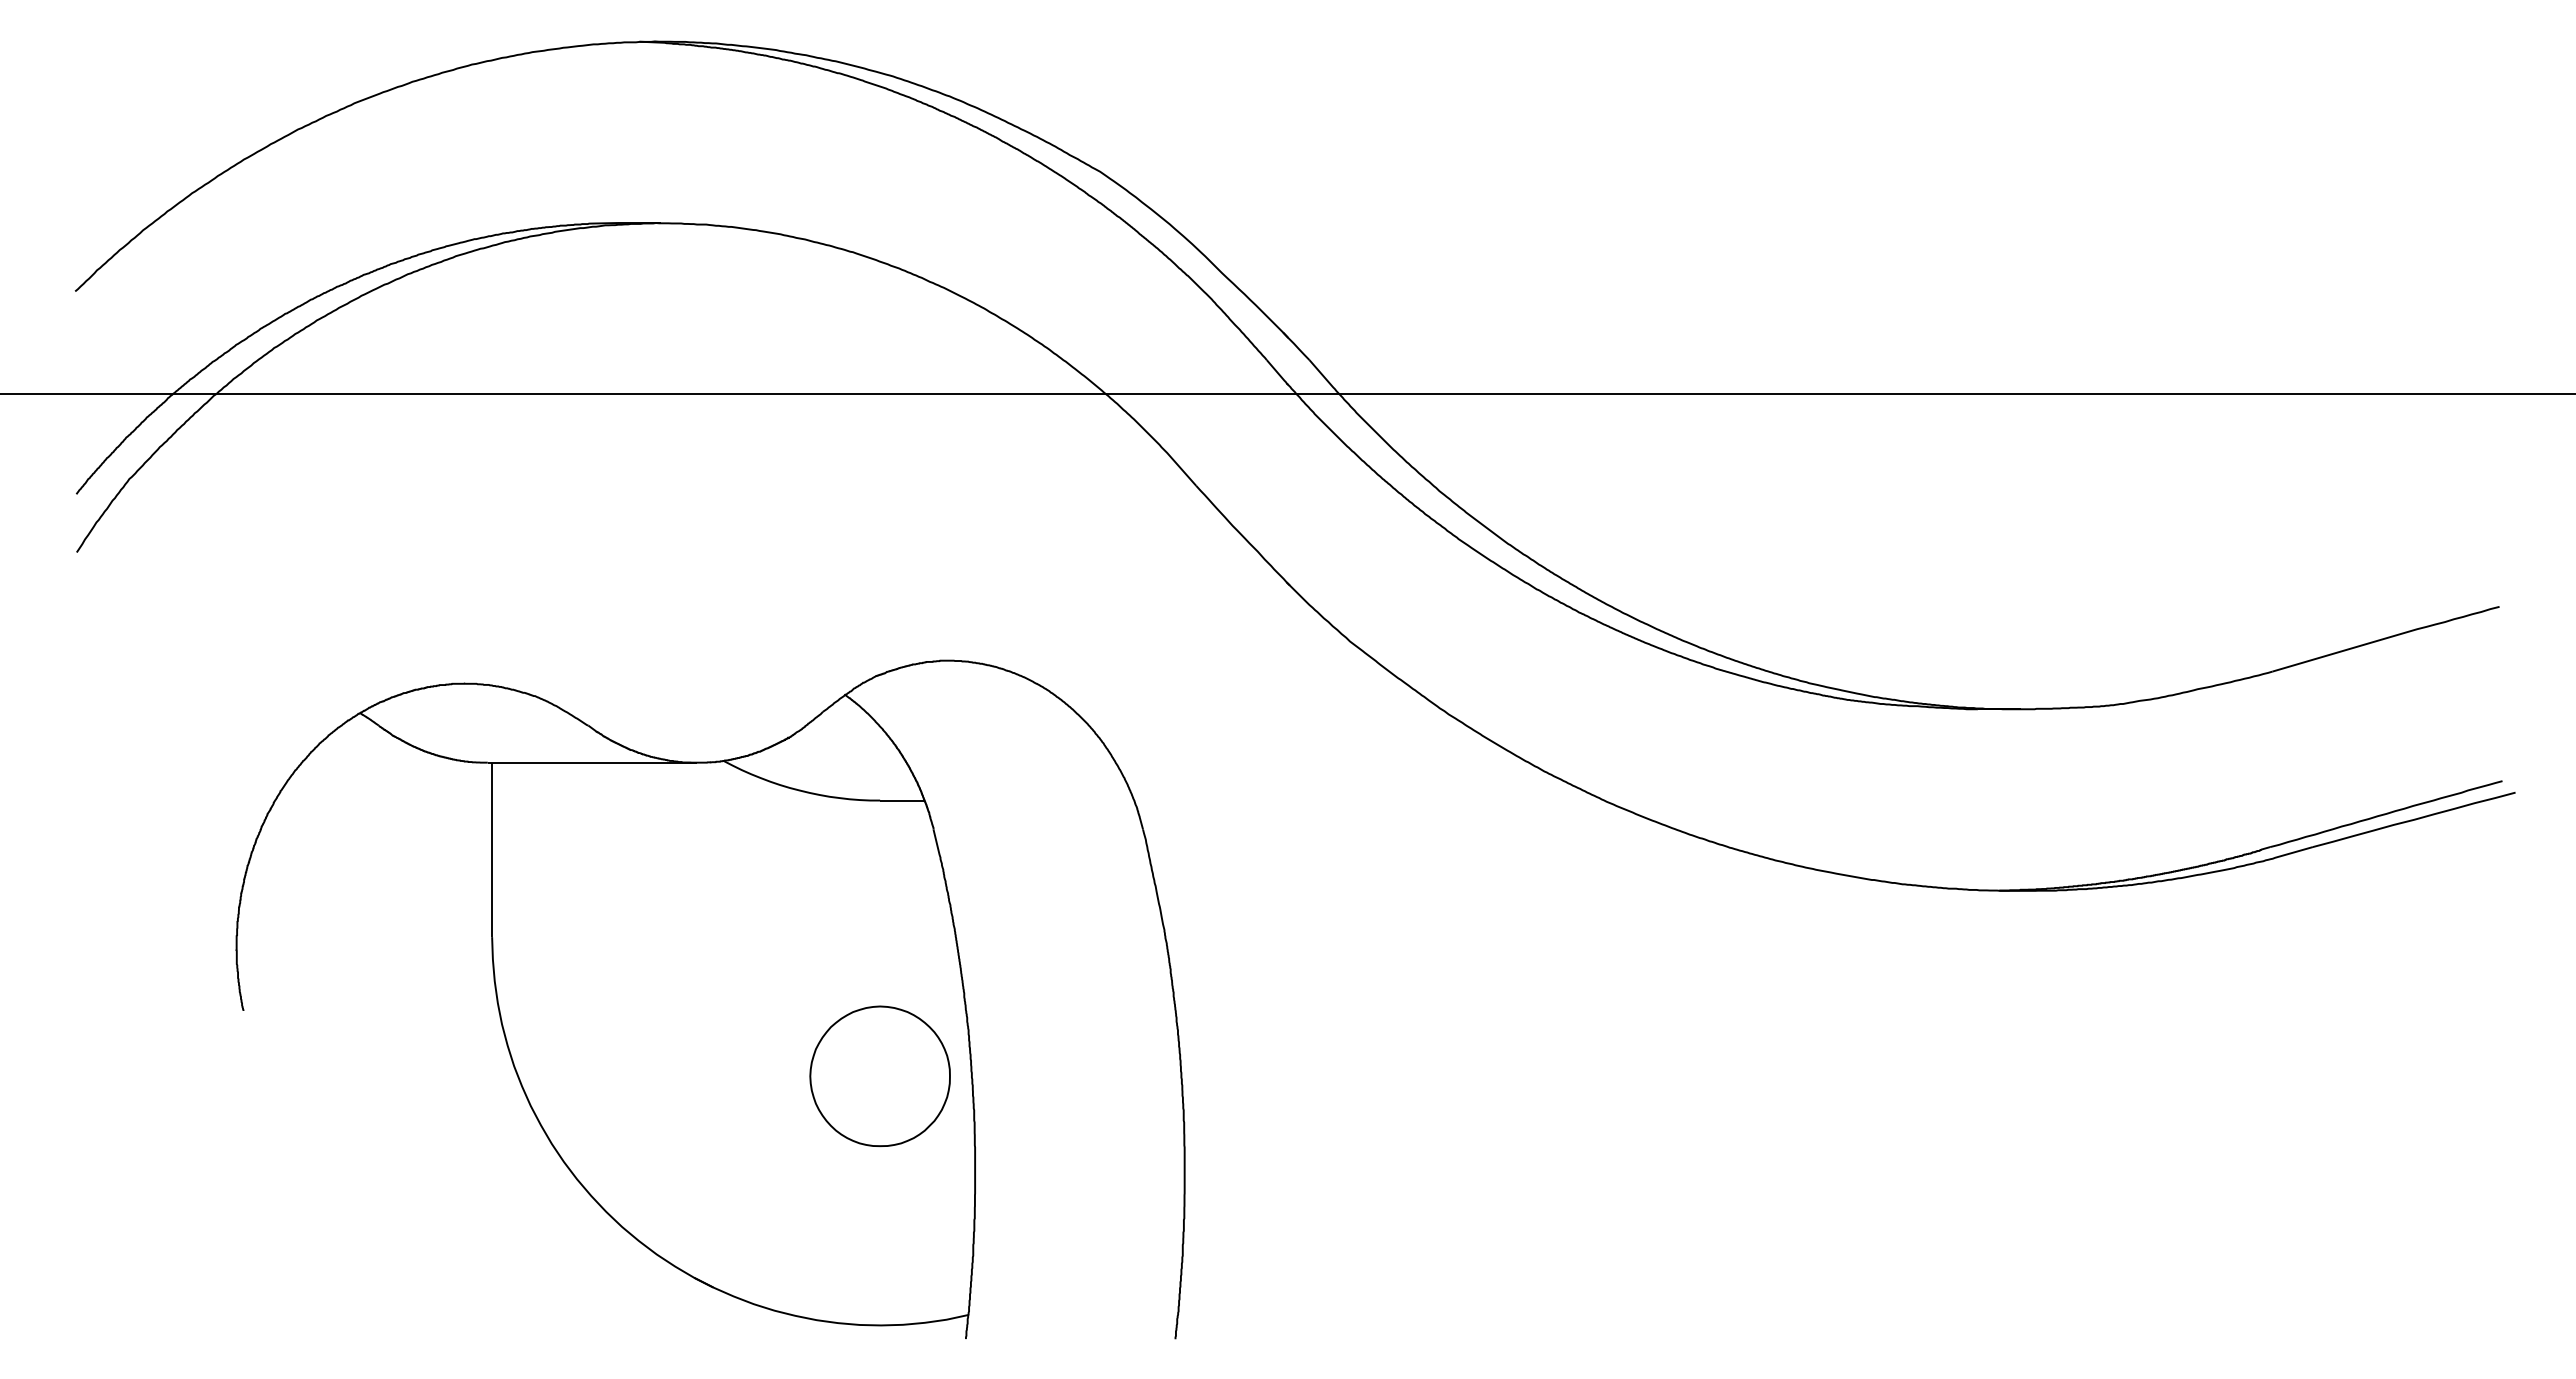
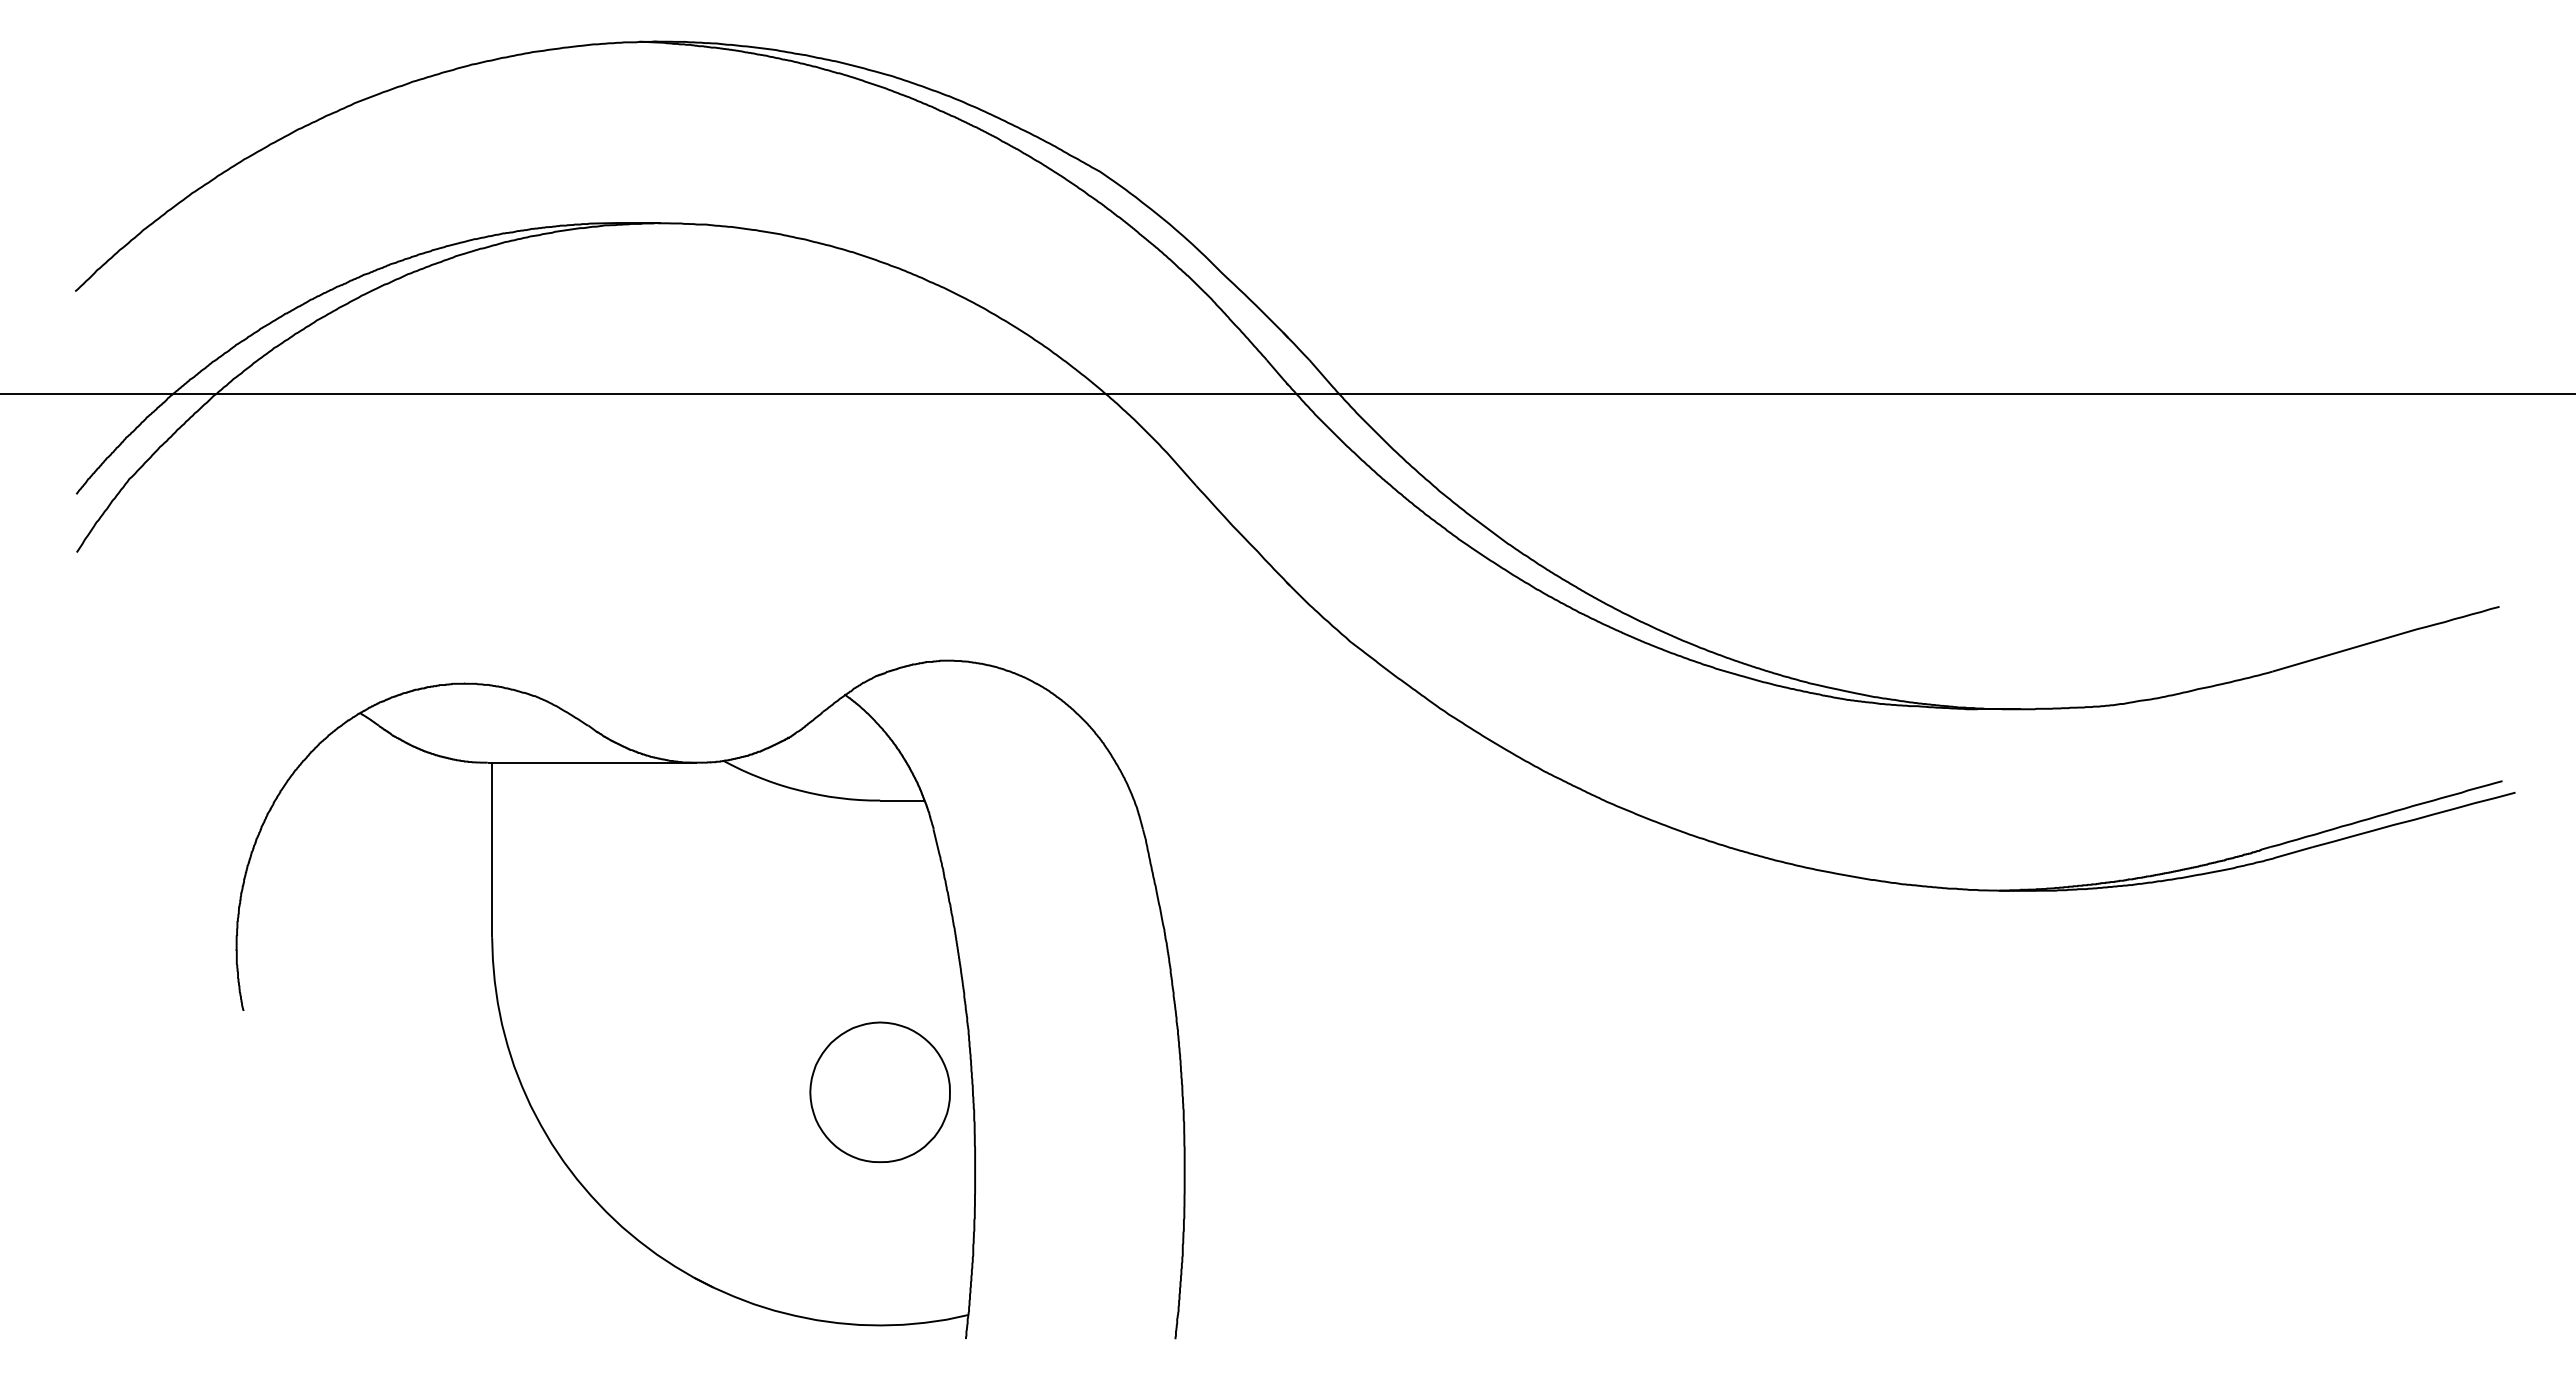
part position: (879, 1075) -> (879, 1091) (879, 1091)
